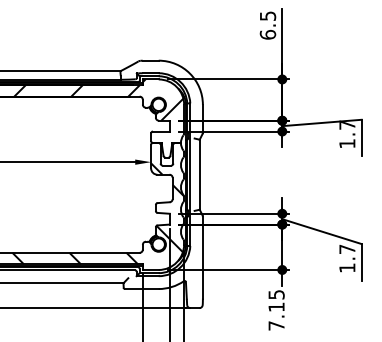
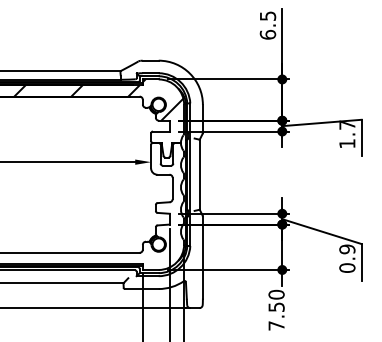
hatch: present -> none (98, 216)
text: 1.7 -> 0.9 (347, 258)
text: 7.15 -> 7.50 (276, 300)
